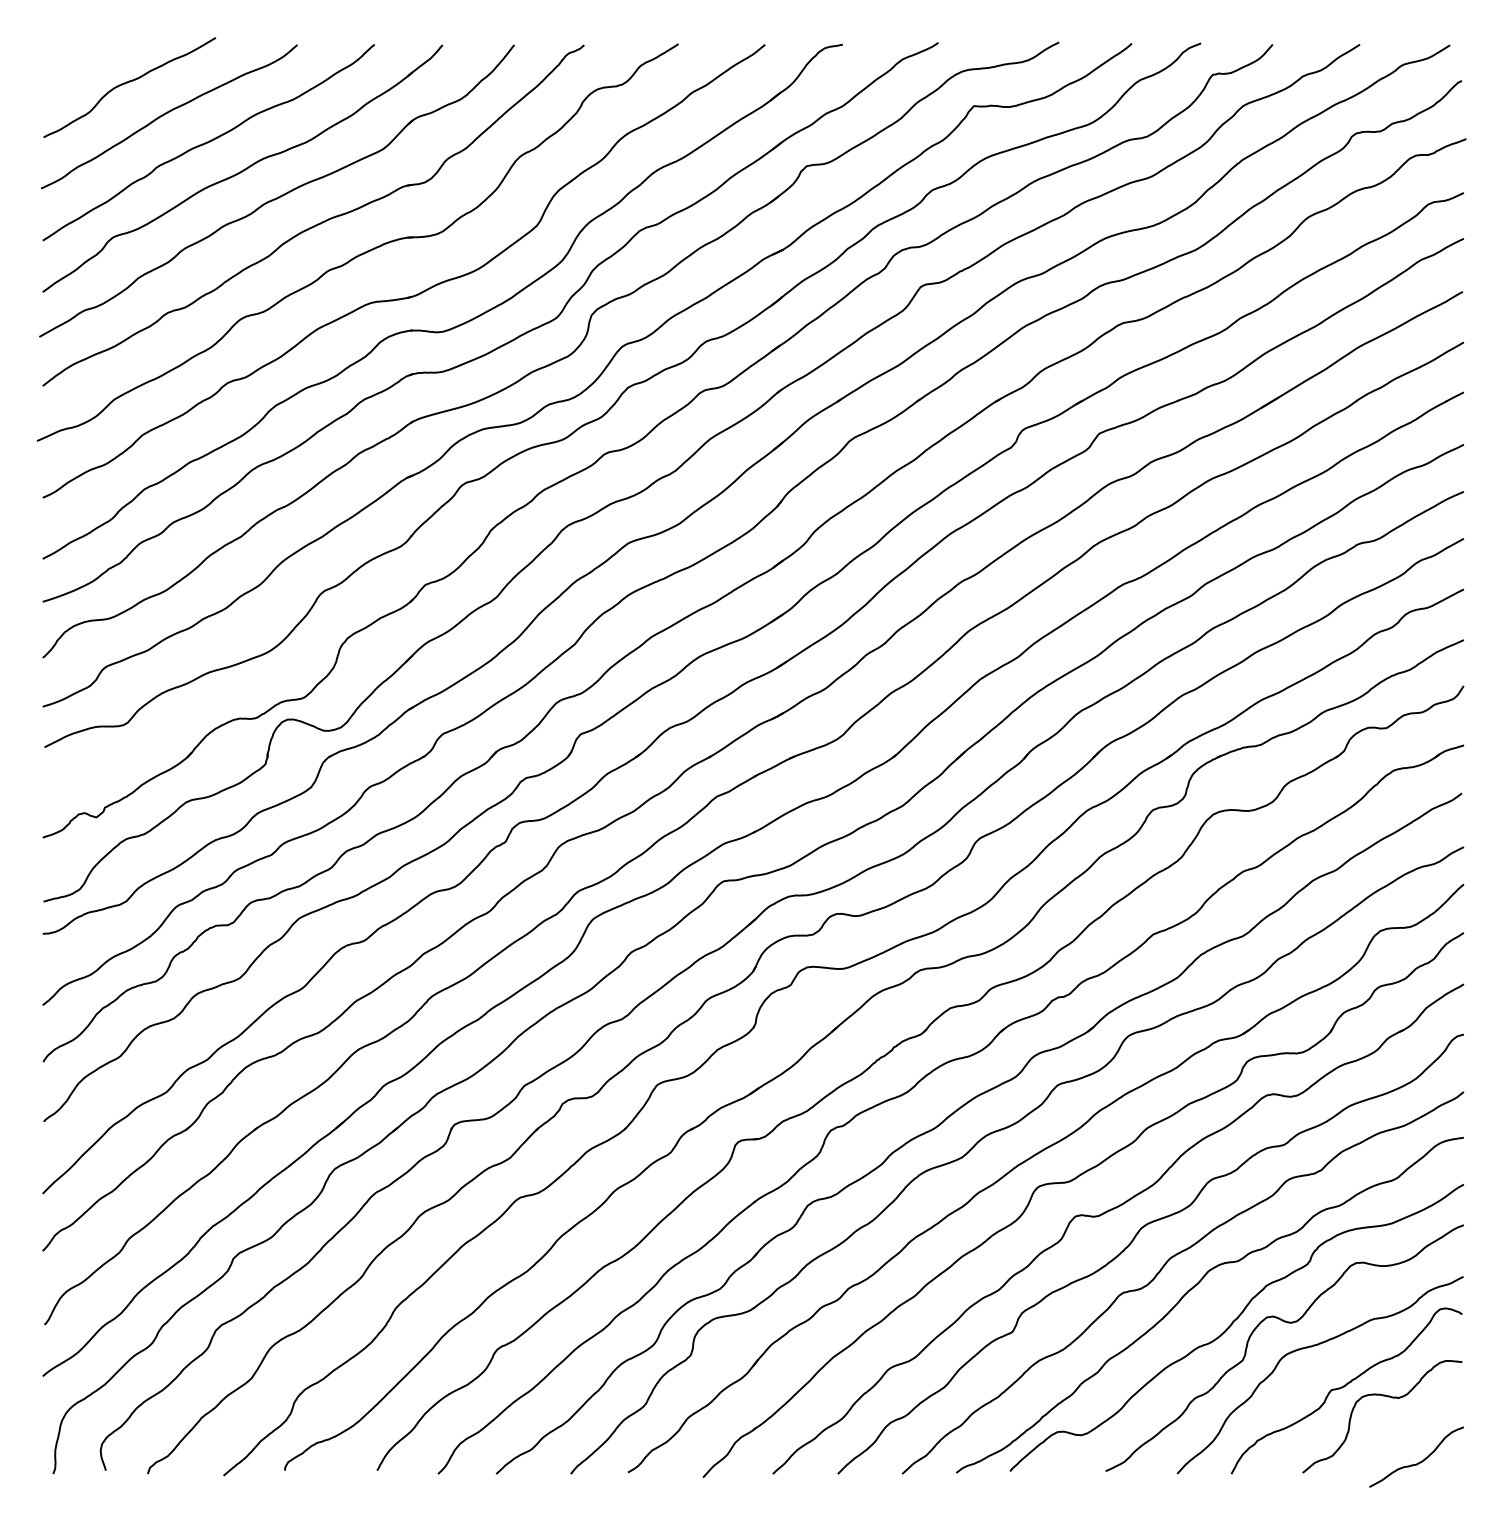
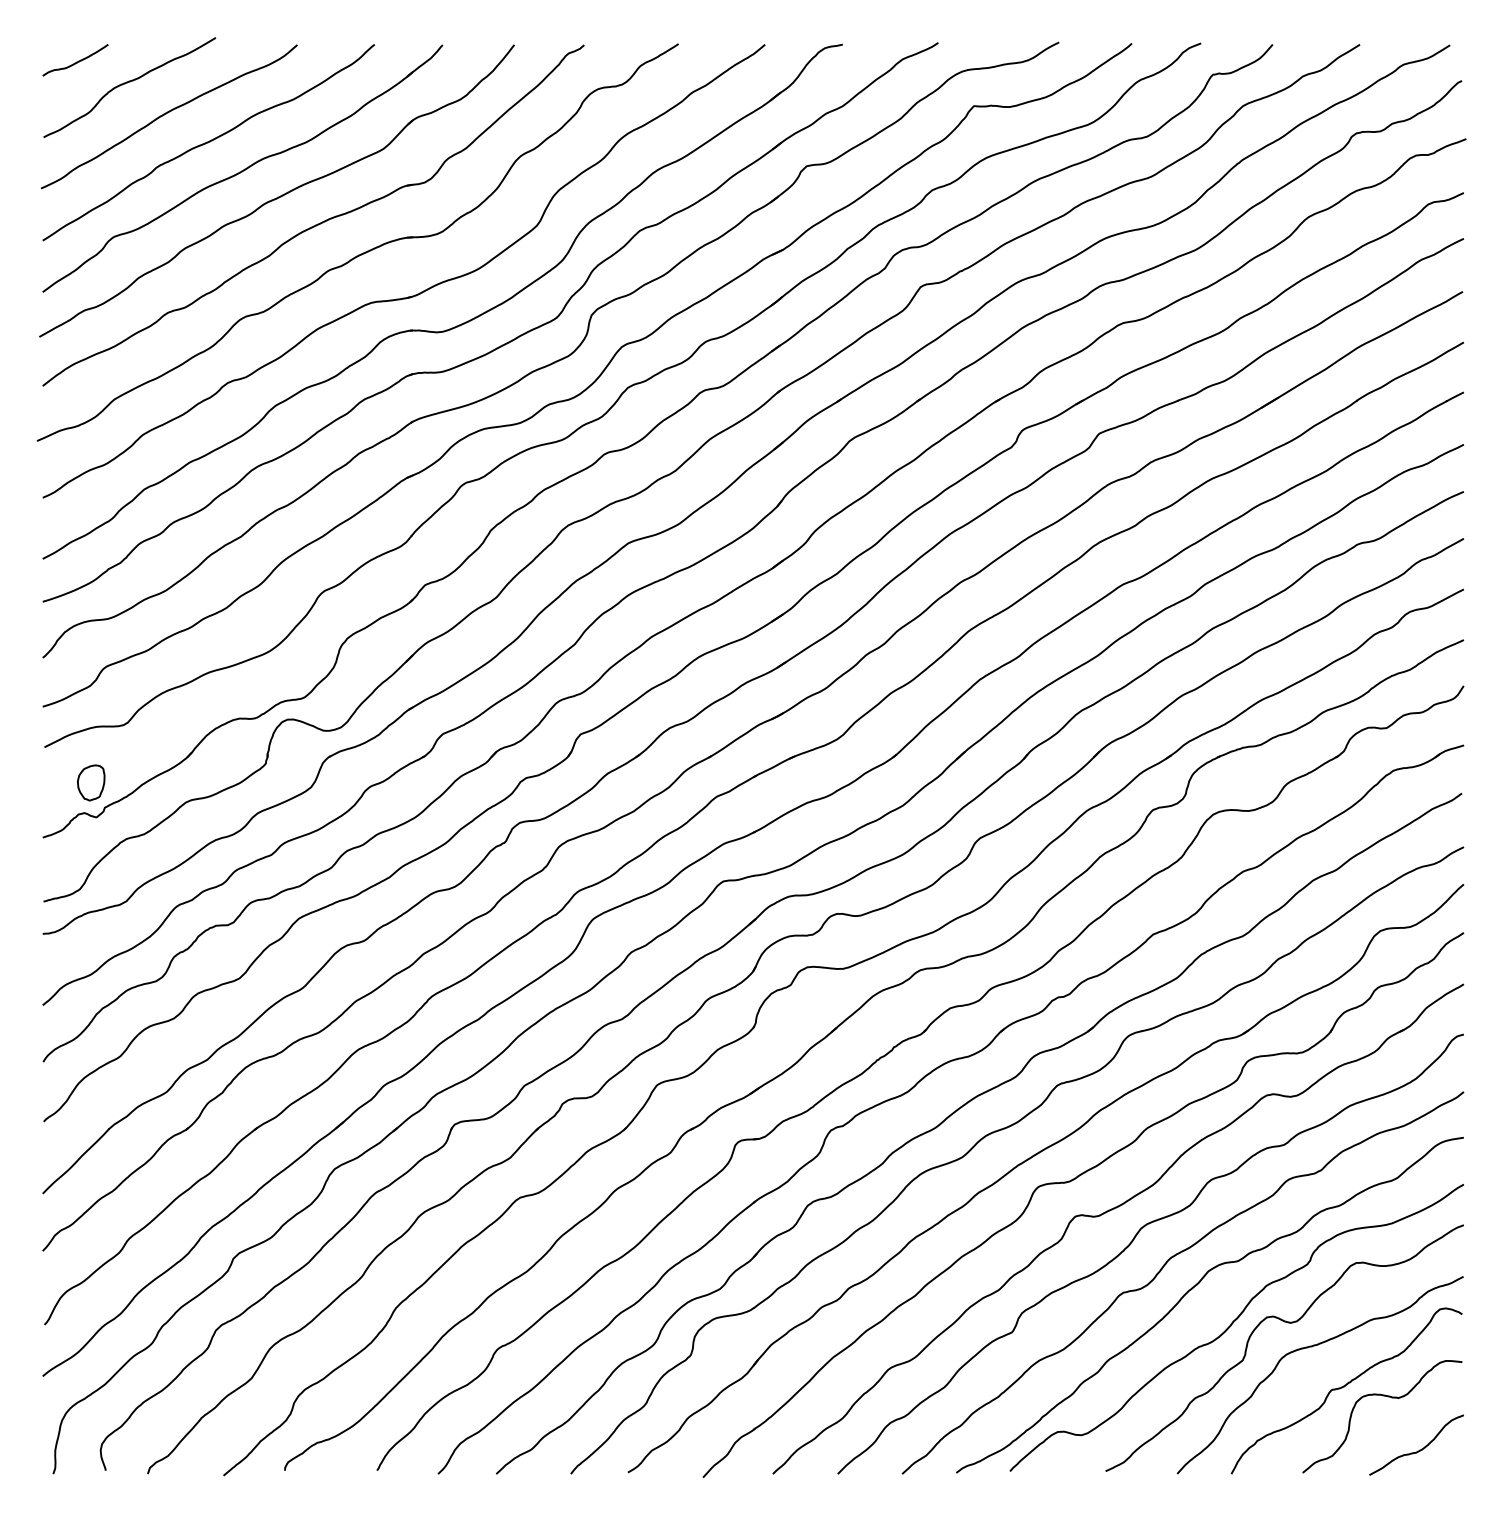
curve: none -> present (76, 61)
part: none -> present (91, 782)
curve position: (1419, 1461) -> (1419, 1449) (1419, 1449)
